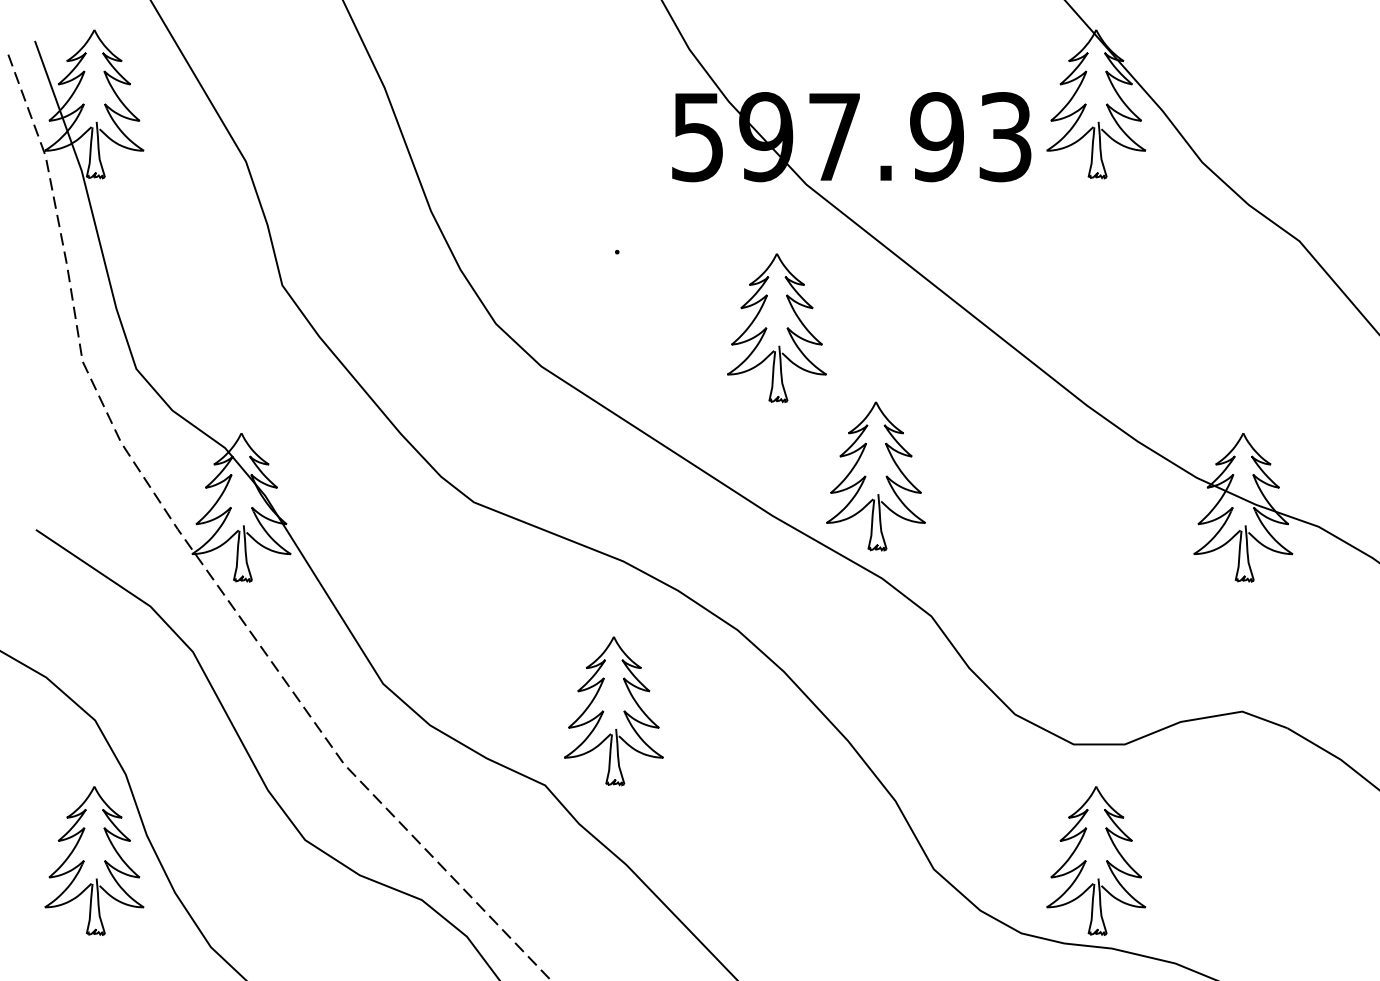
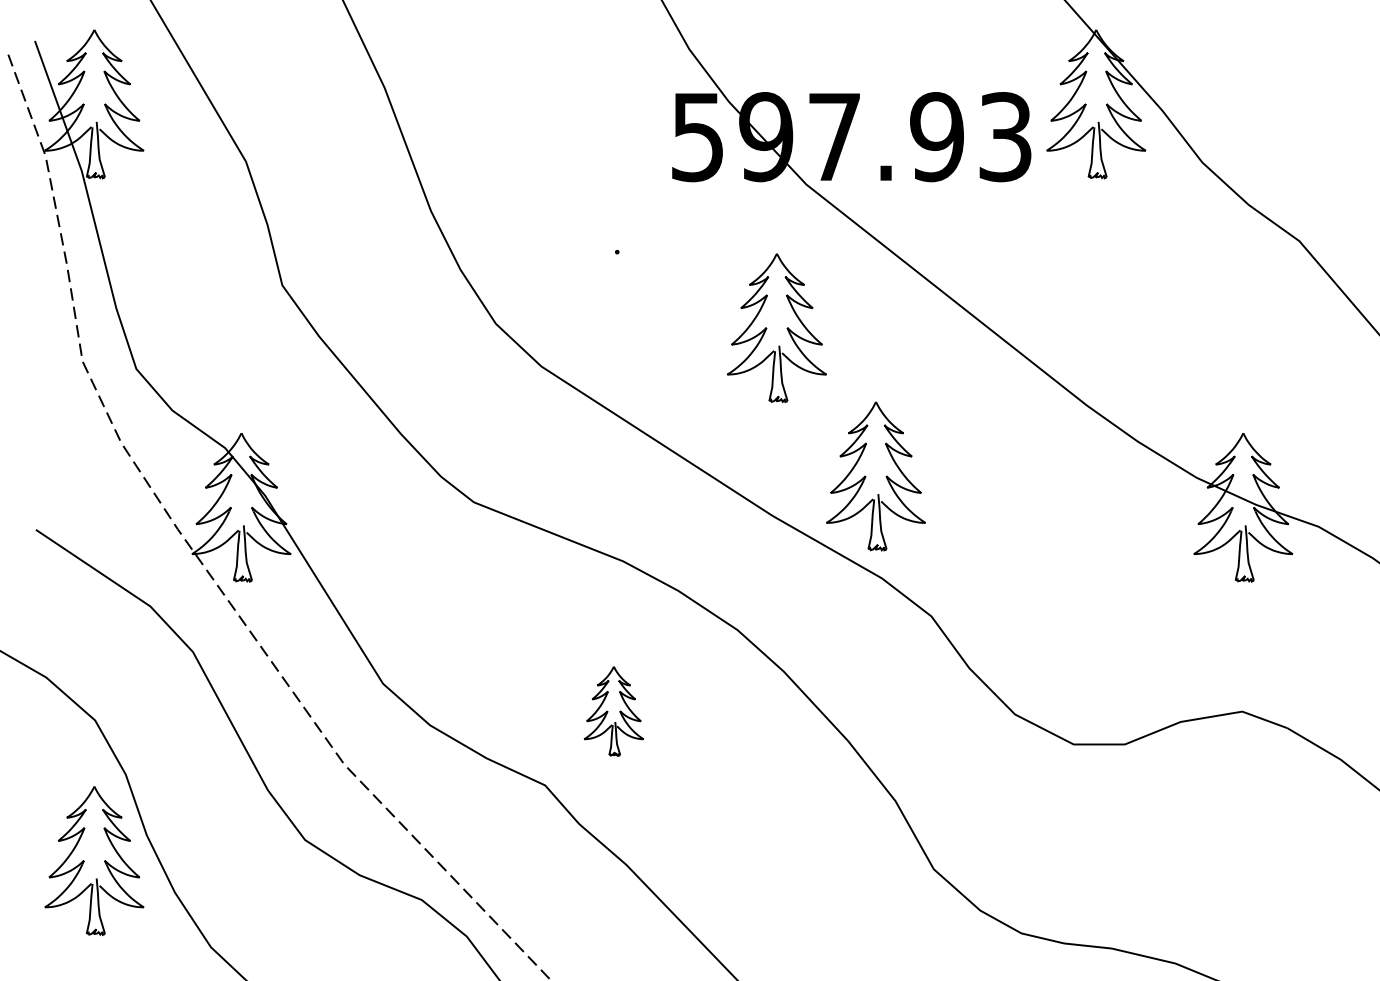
part size: 100x151 px -> 61x91 px (613, 711)
part: present -> none (1096, 860)
